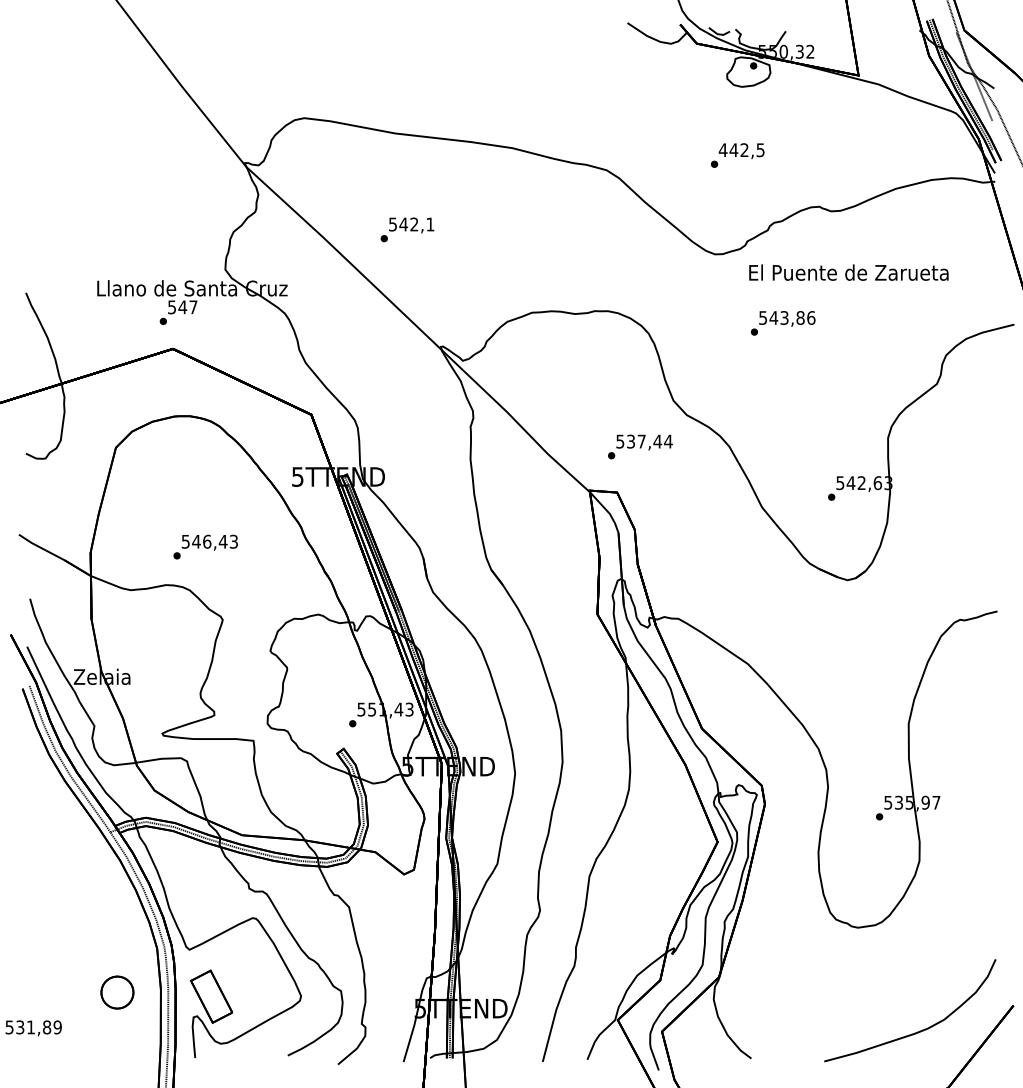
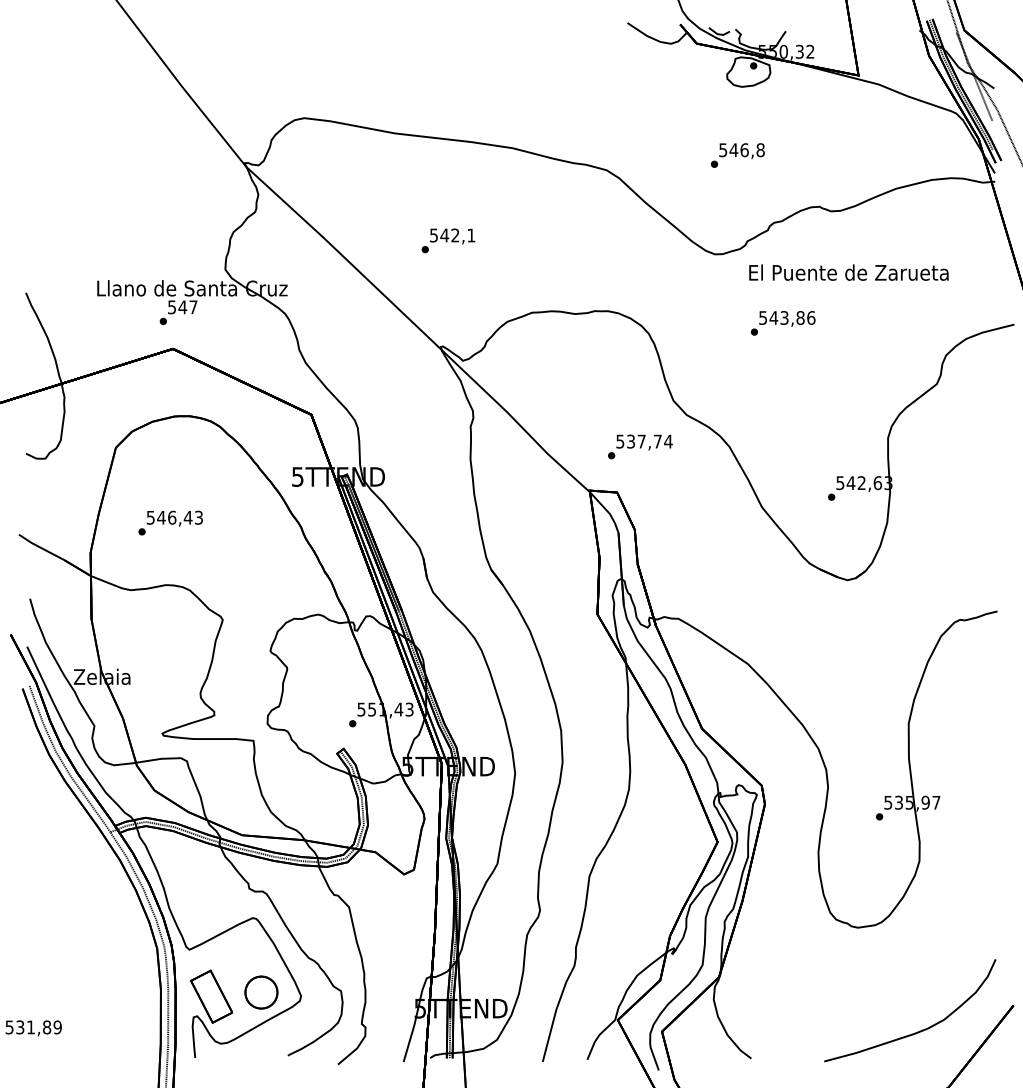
text: 442,5 -> 546,8 (741, 150)
text position: (407, 229) -> (448, 240) (448, 240)
text: 537,44 -> 537,74 (657, 441)
text position: (205, 546) -> (170, 522) (170, 522)
part position: (117, 992) -> (261, 992) (261, 992)
